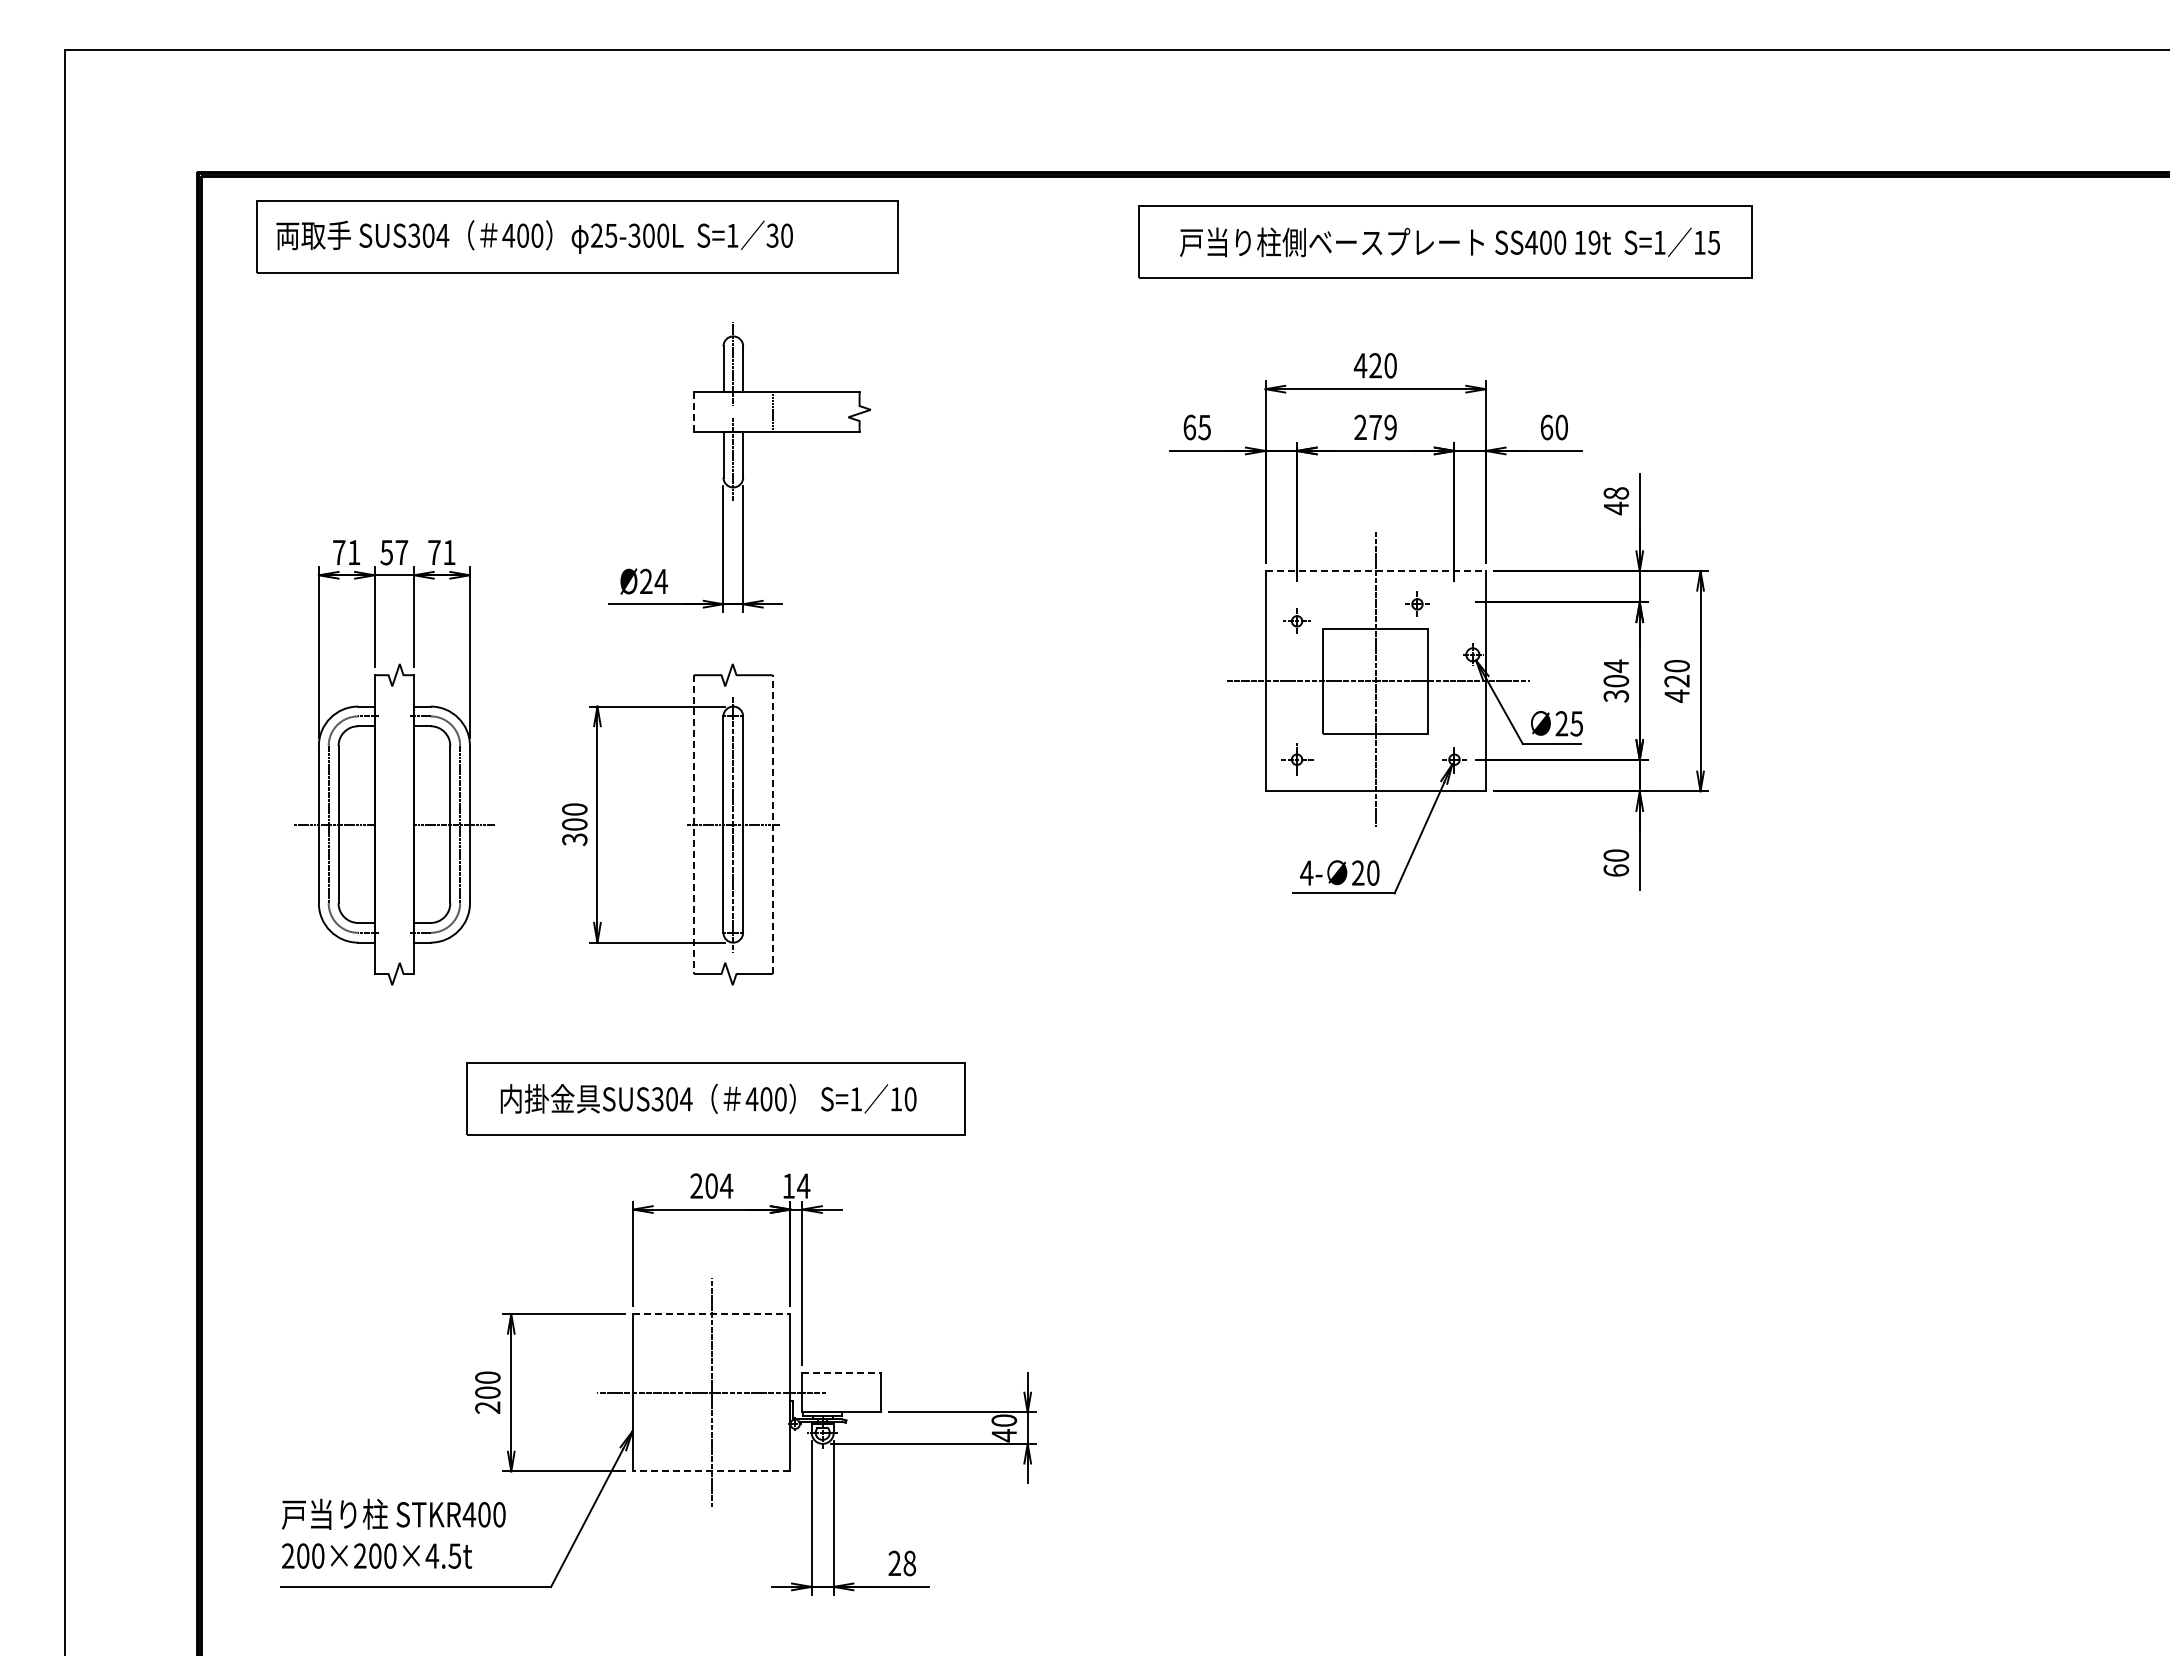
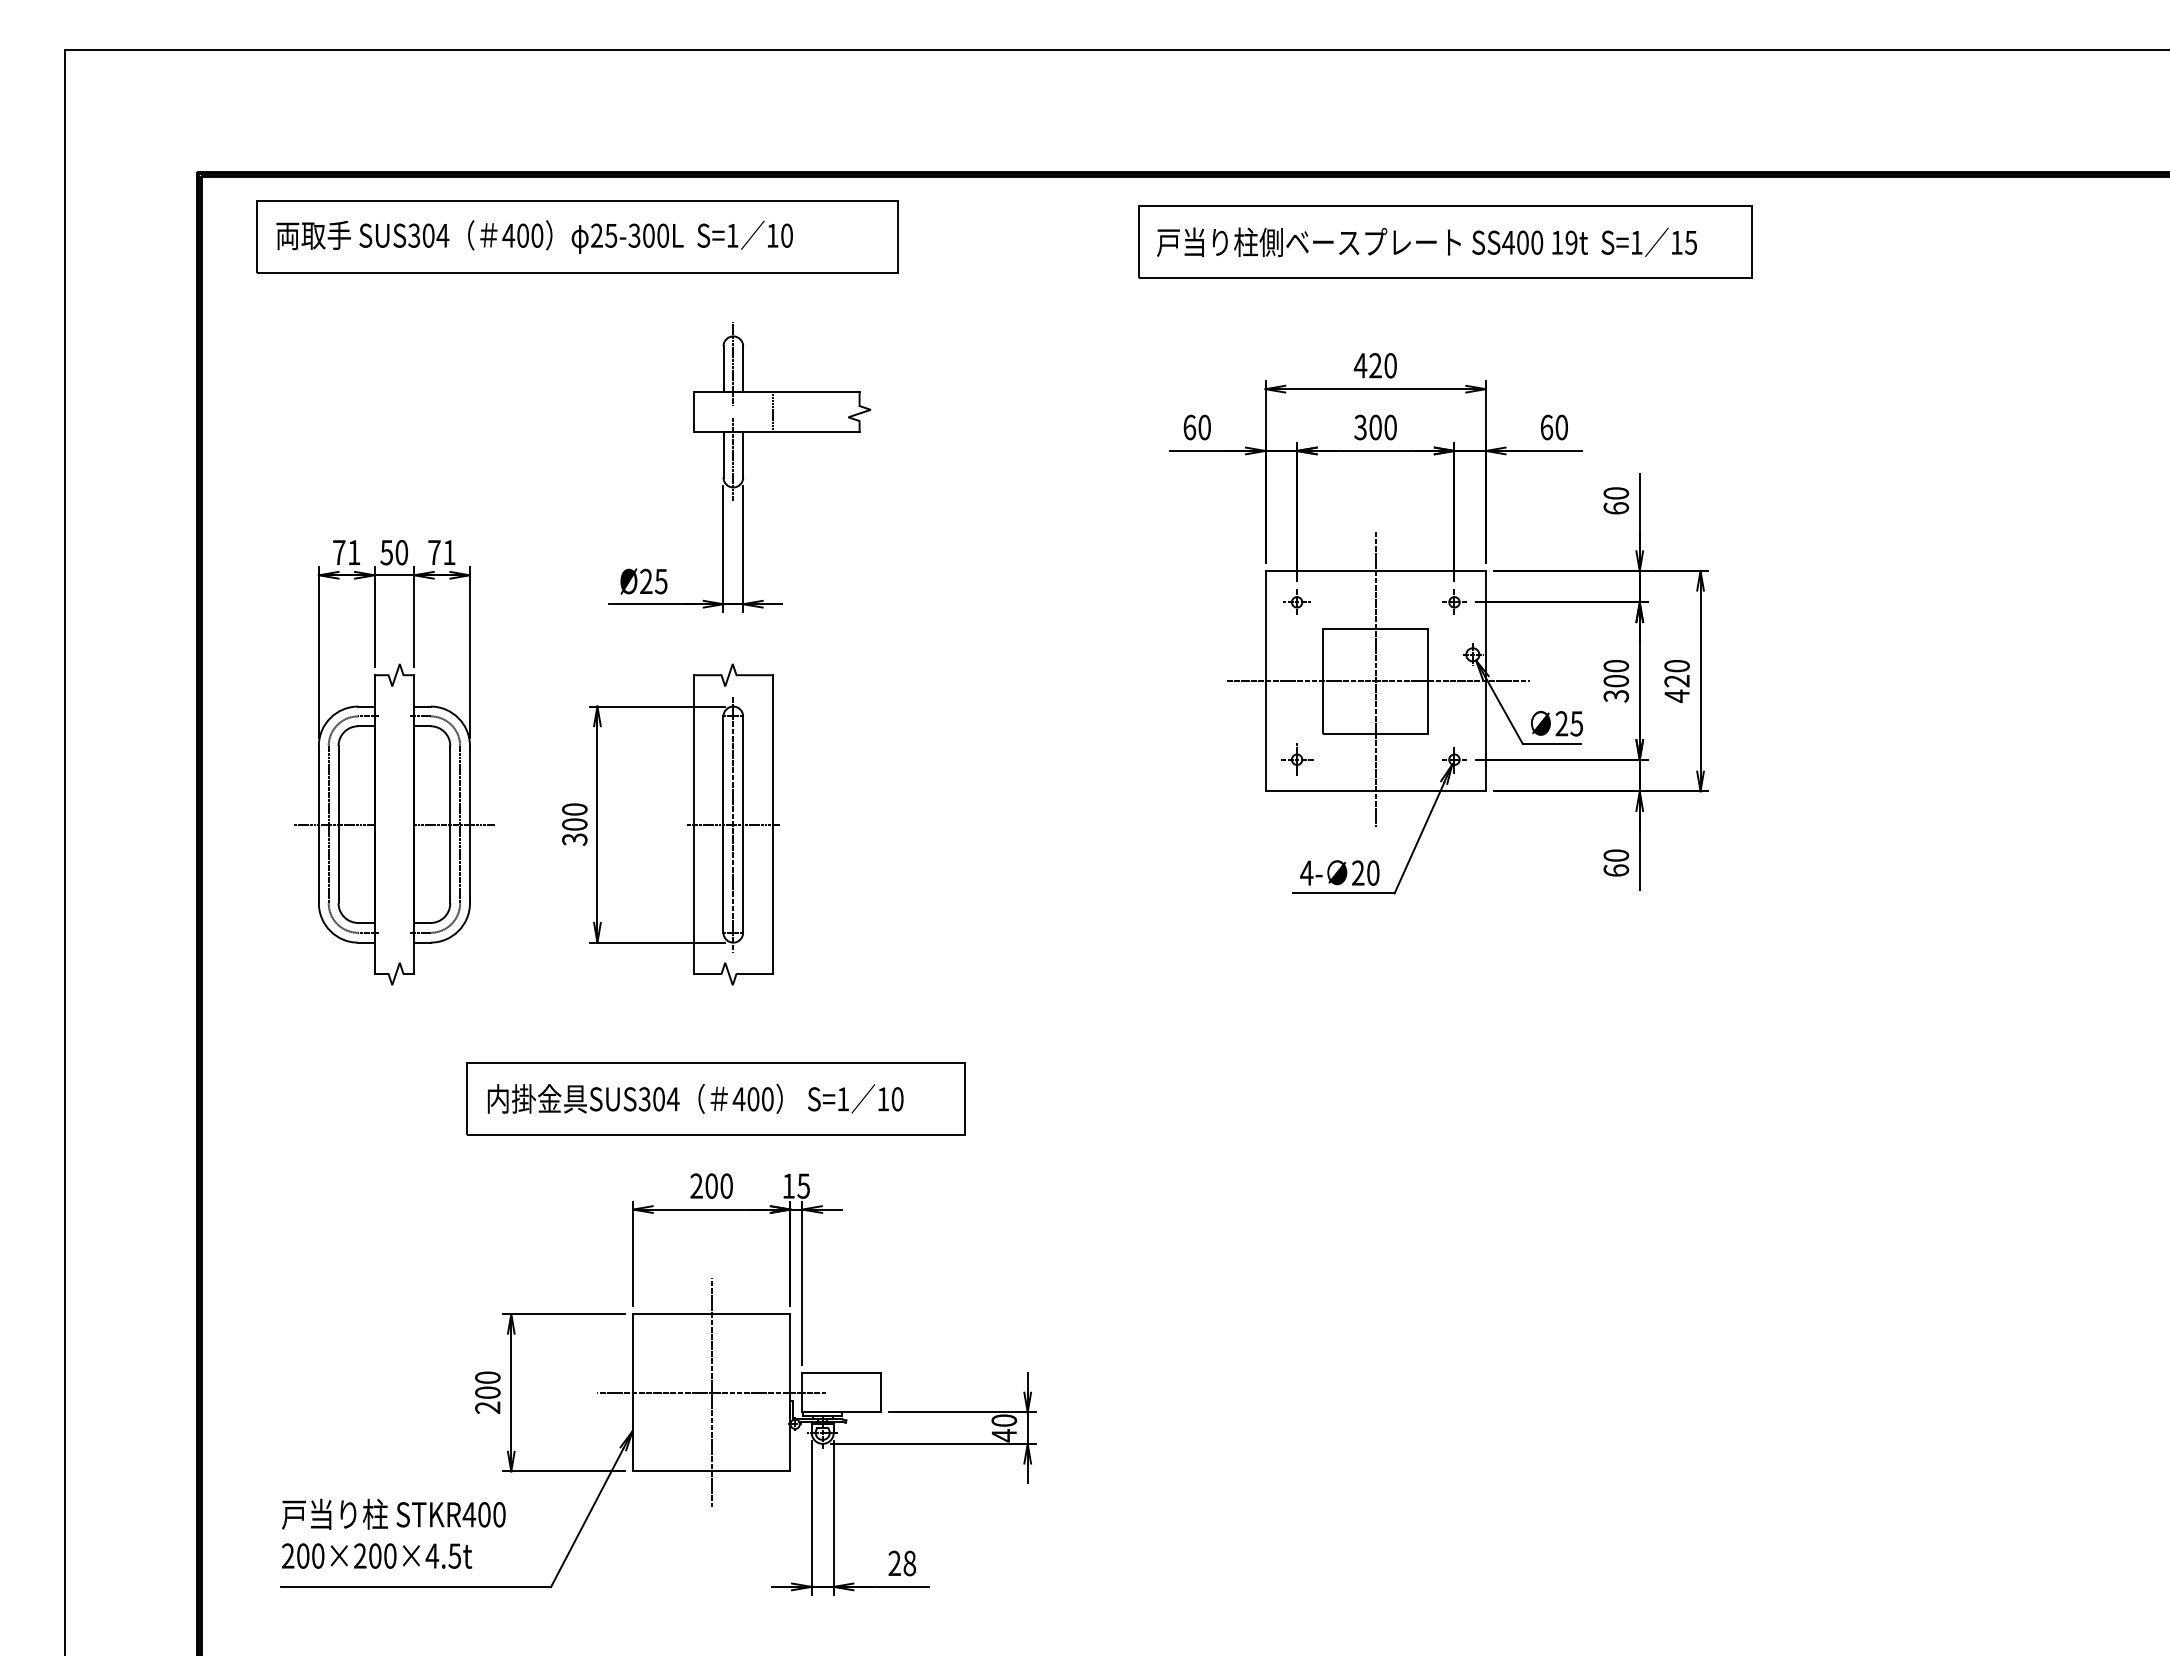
text: 30 -> 10 (772, 235)
text position: (1449, 242) -> (1426, 242) (1426, 242)
line: dashed -> solid (693, 411)
text: 65 -> 60 (1204, 427)
text: 279 -> 300 (1375, 427)
text: 48 -> 60 (1616, 501)
text: 57 -> 50 (401, 552)
line: dashed -> solid (1376, 570)
text: Ø24 -> Ø25 (661, 581)
part position: (1417, 603) -> (1454, 601) (1454, 601)
part position: (1296, 620) -> (1296, 601) (1296, 601)
text: 304 -> 300 (1616, 665)
line: dashed -> solid (772, 824)
line: dashed -> solid (693, 825)
text position: (708, 1098) -> (695, 1098) (695, 1098)
text: 204 -> 200 (726, 1185)
text: 14 -> 15 (803, 1185)
line: dashed -> solid (711, 1314)
line: dashed -> solid (842, 1373)
line: dashed -> solid (711, 1471)
